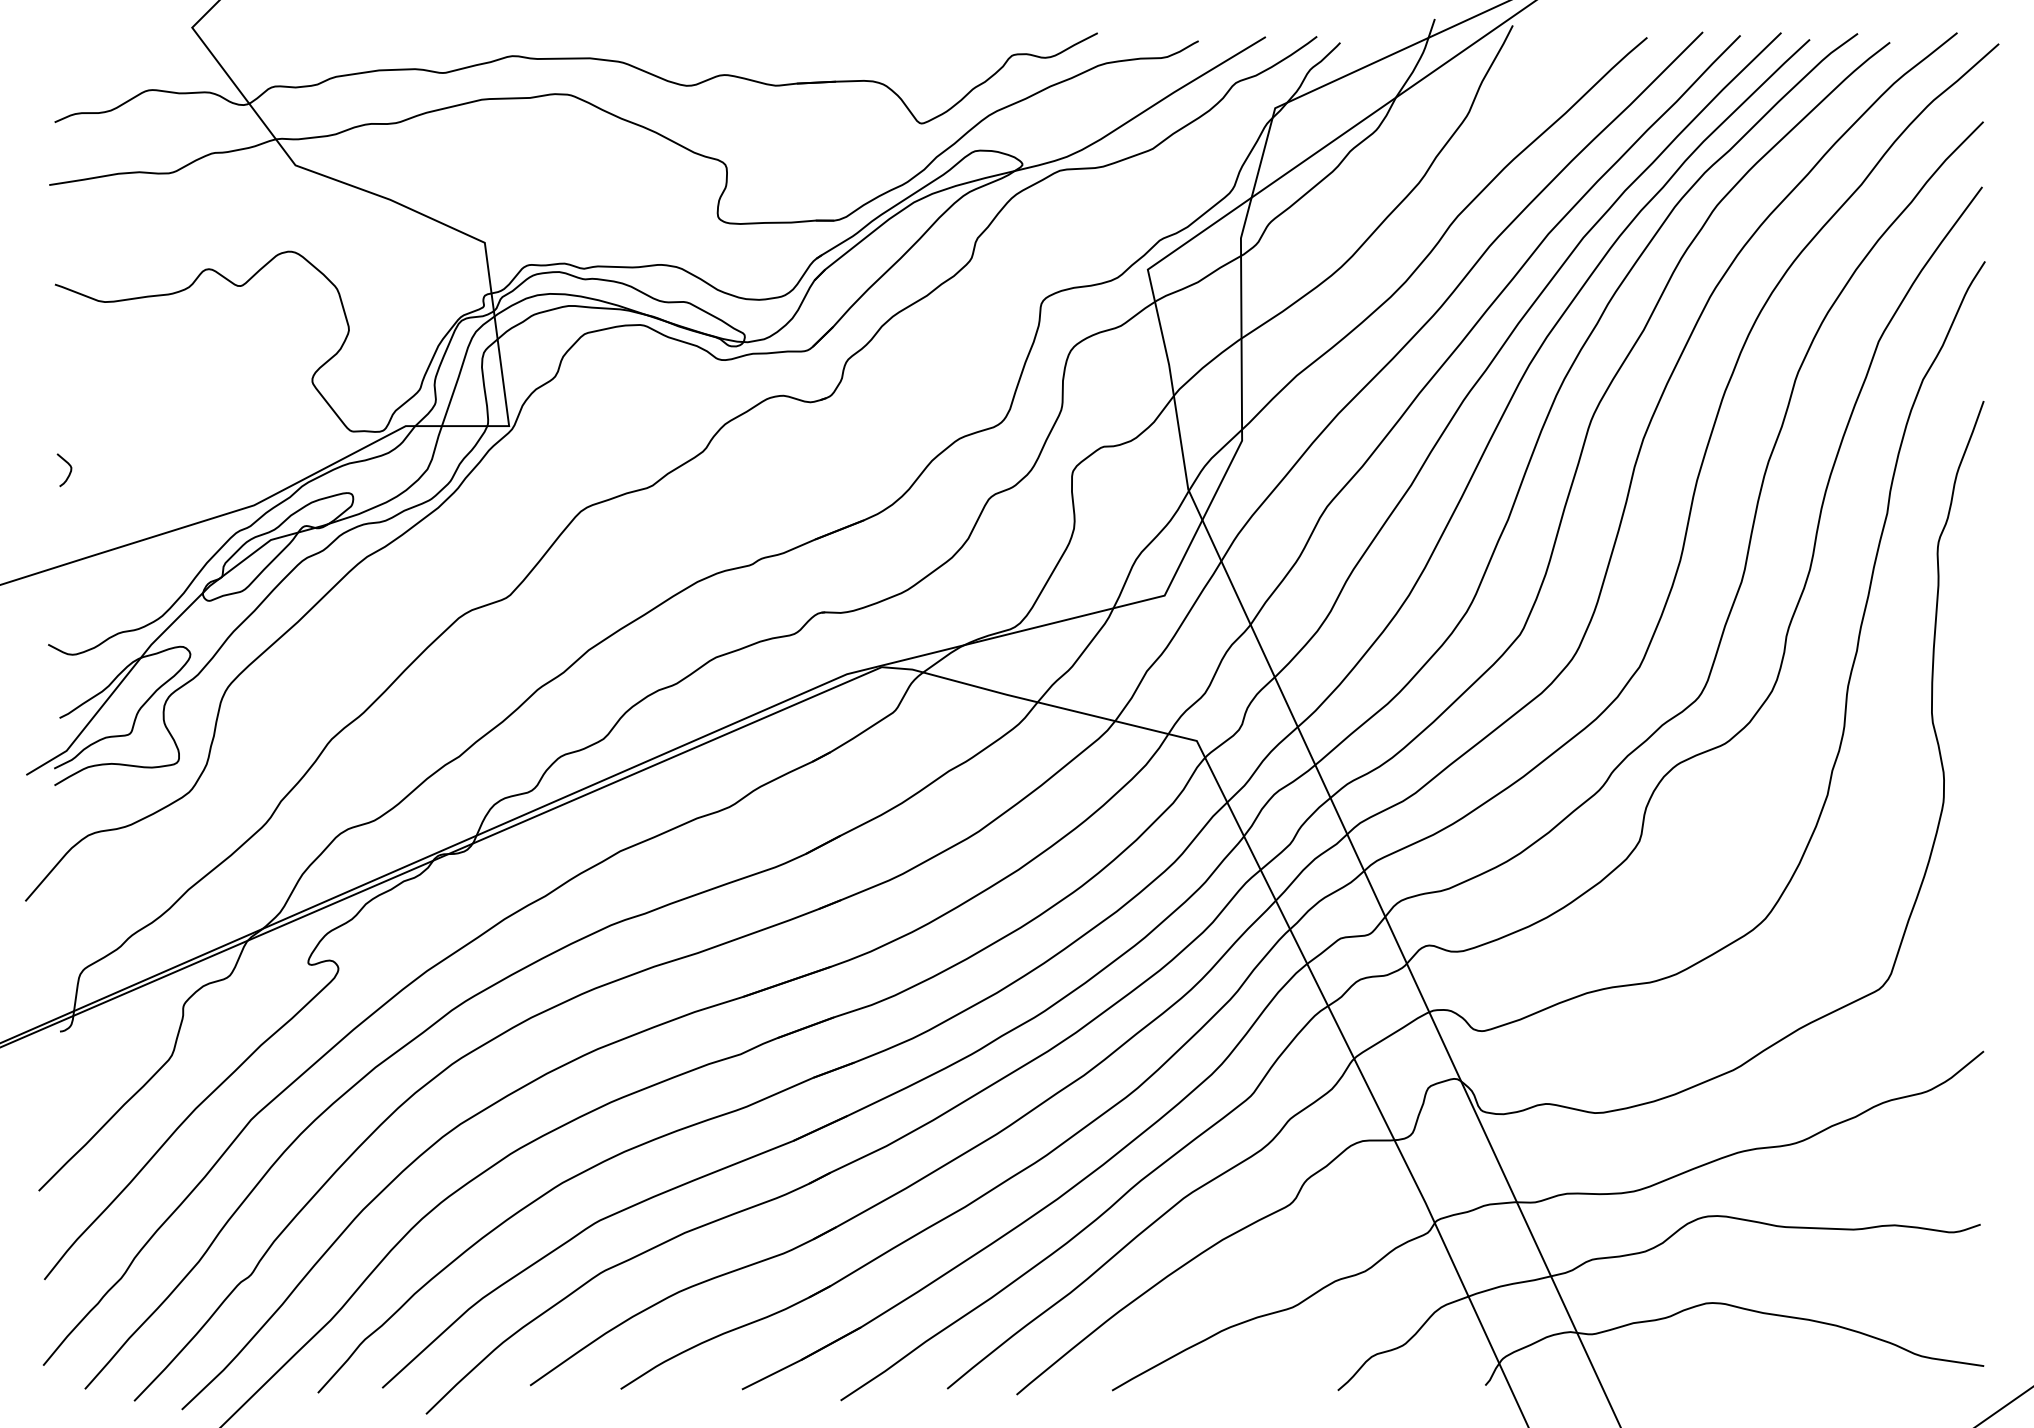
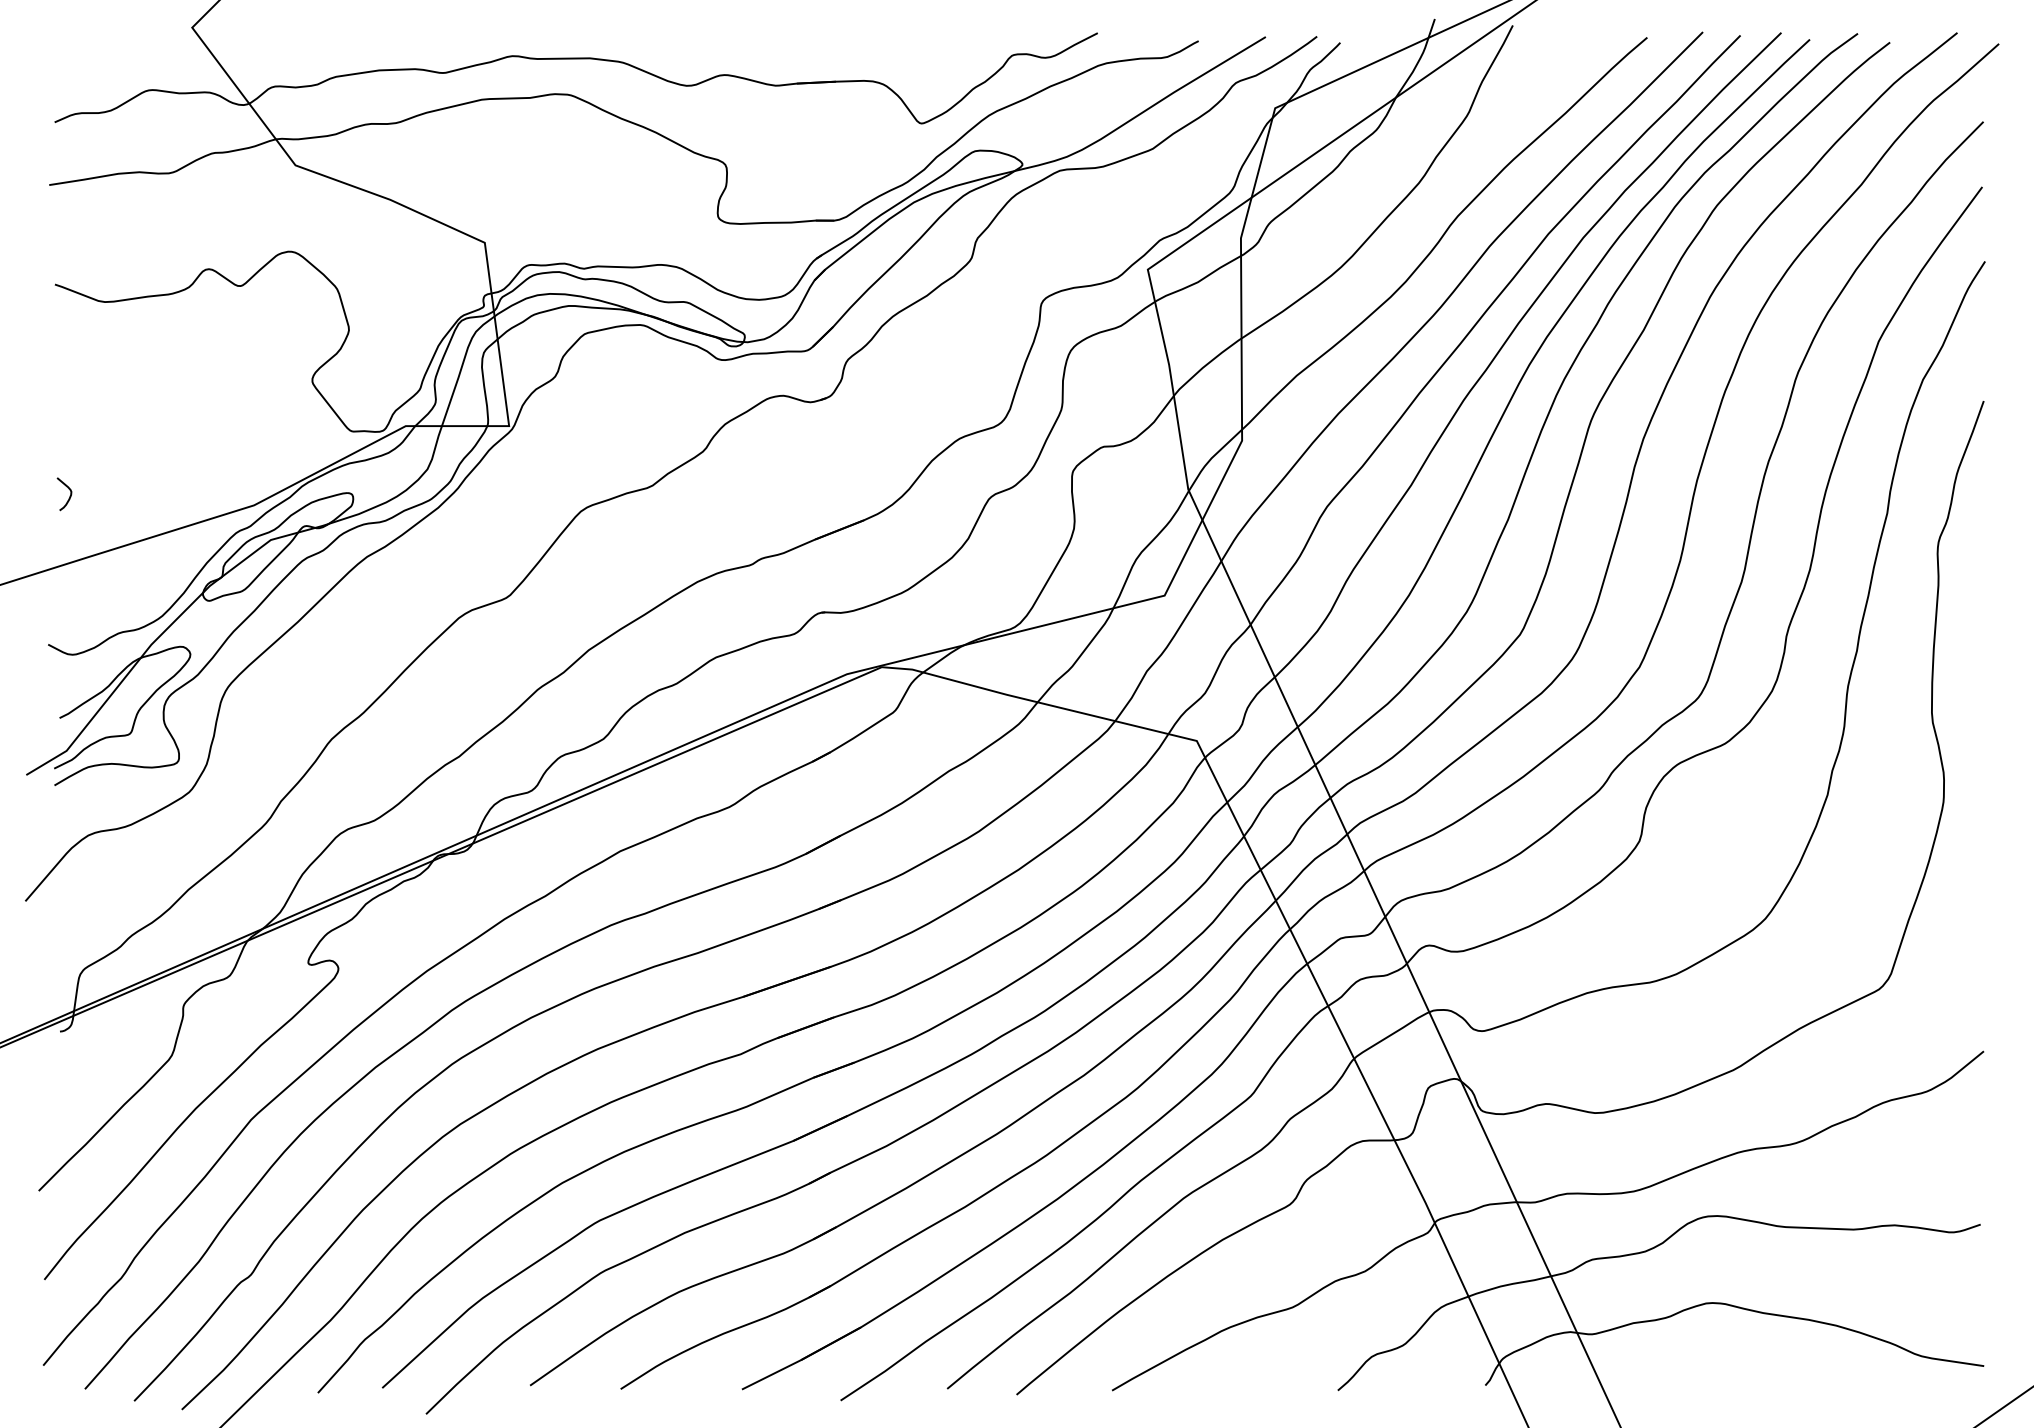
curve position: (69, 472) -> (69, 496) (69, 496)
